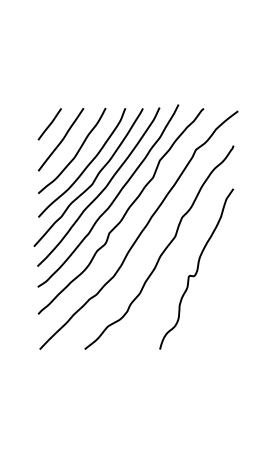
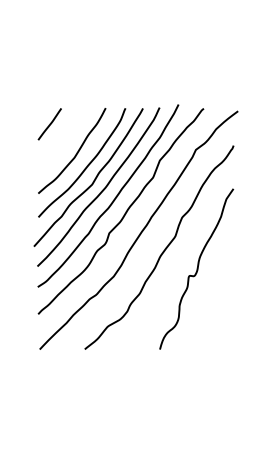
curve: present -> none (61, 139)
